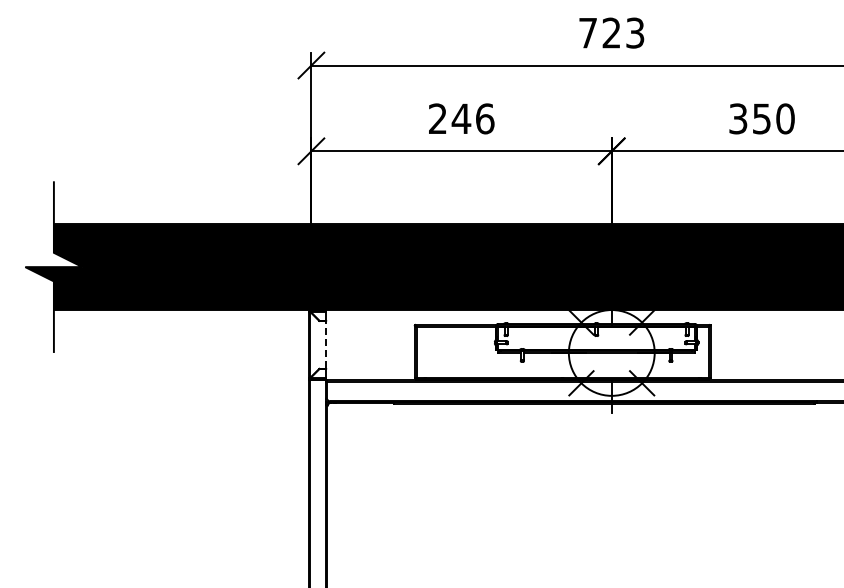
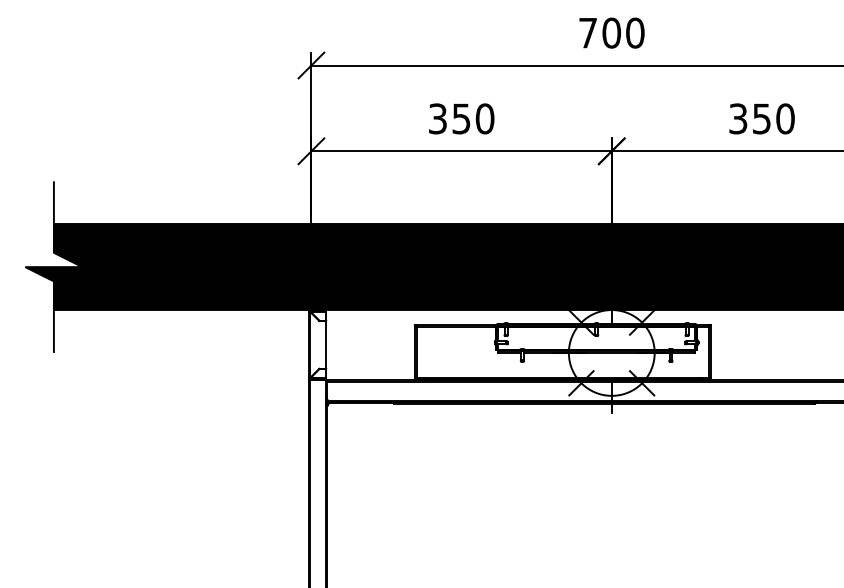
text: 723 -> 700 (623, 32)
text: 246 -> 350 (461, 118)
line: dashed -> solid (326, 344)
